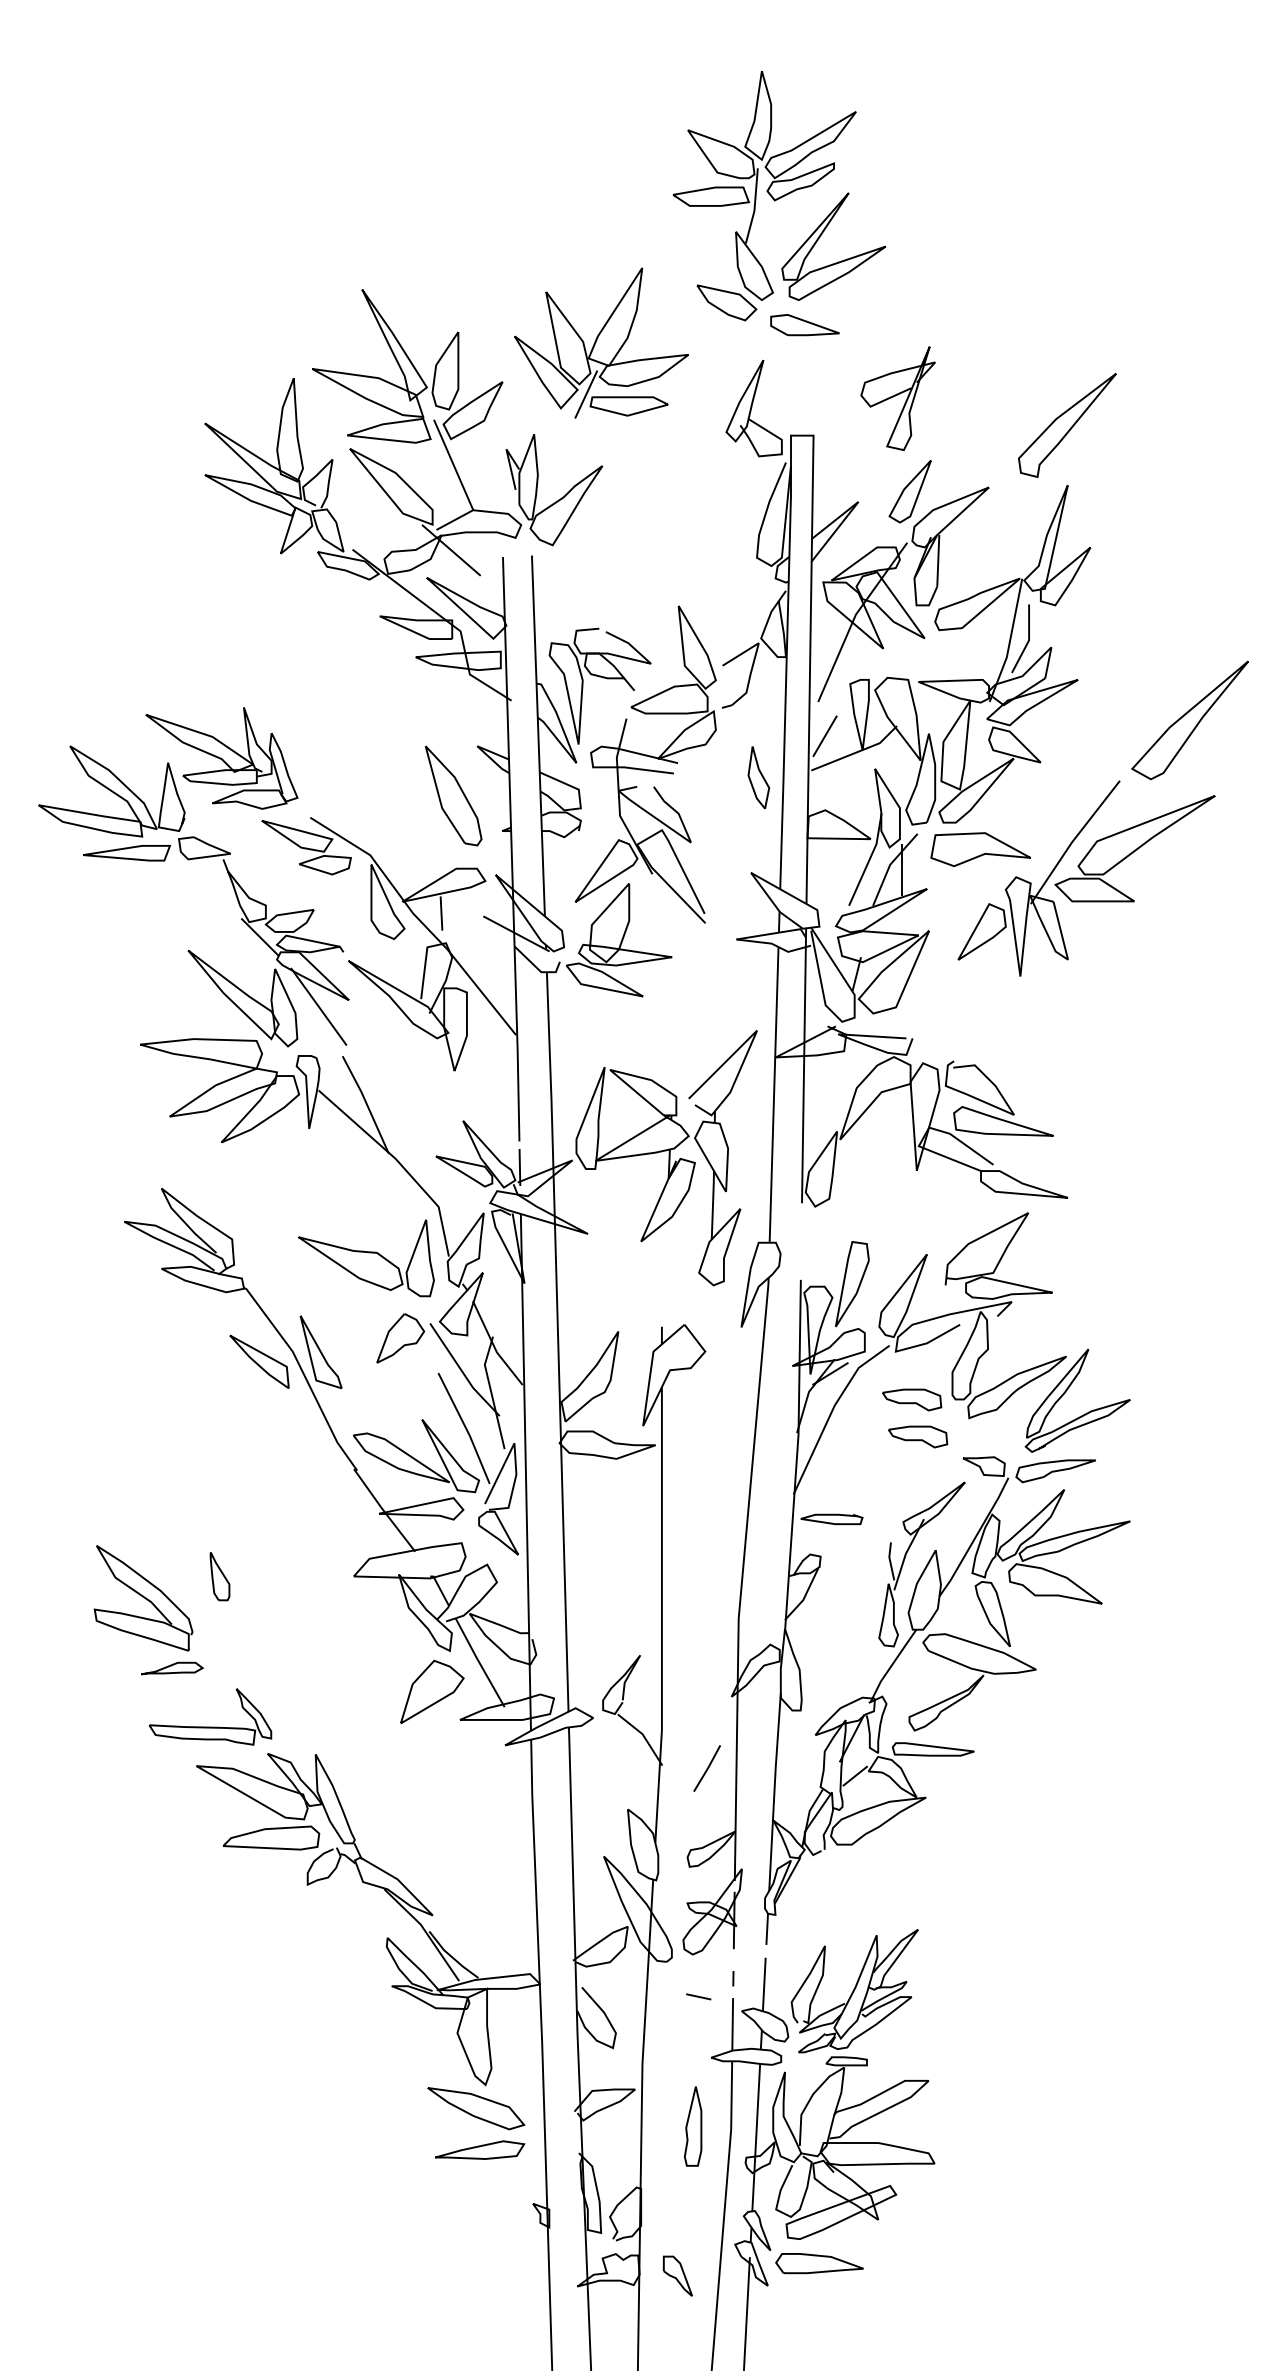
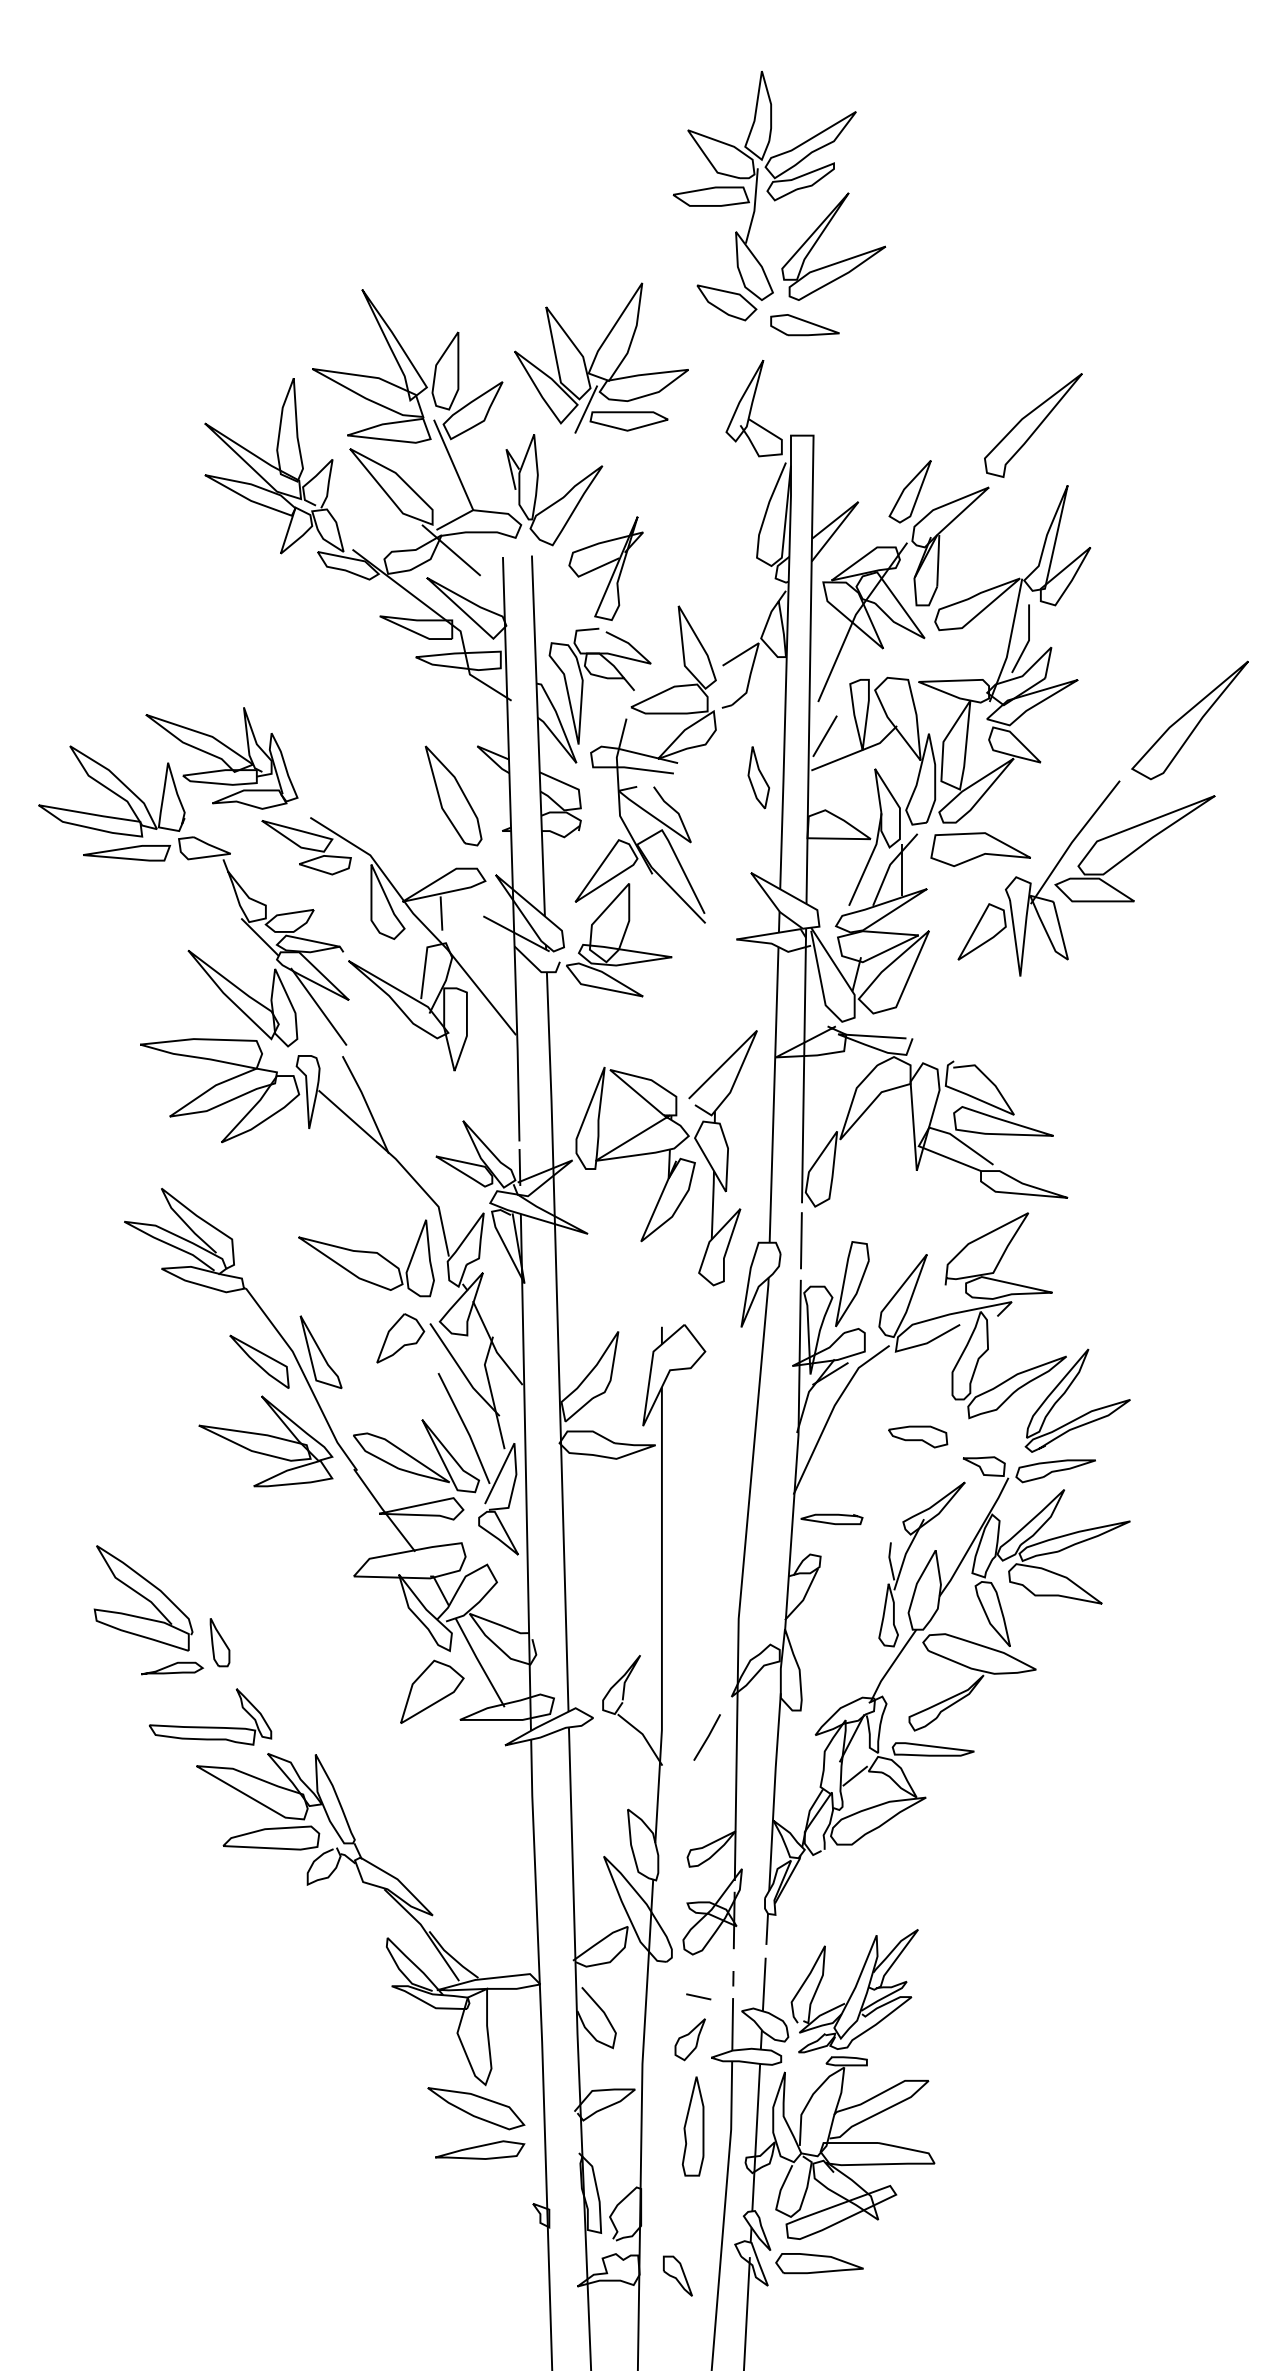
part position: (601, 342) -> (601, 357) (601, 357)
part position: (897, 398) -> (605, 568) (605, 568)
part position: (1067, 425) -> (1033, 425) (1033, 425)
line: none -> present (801, 1240)
part: present -> none (912, 1399)
part: none -> present (265, 1441)
part position: (219, 1576) -> (219, 1642) (219, 1642)
line position: (706, 1768) -> (706, 1737) (706, 1737)
part: none -> present (689, 2039)
part size: 19x81 px -> 24x101 px (692, 2126)
